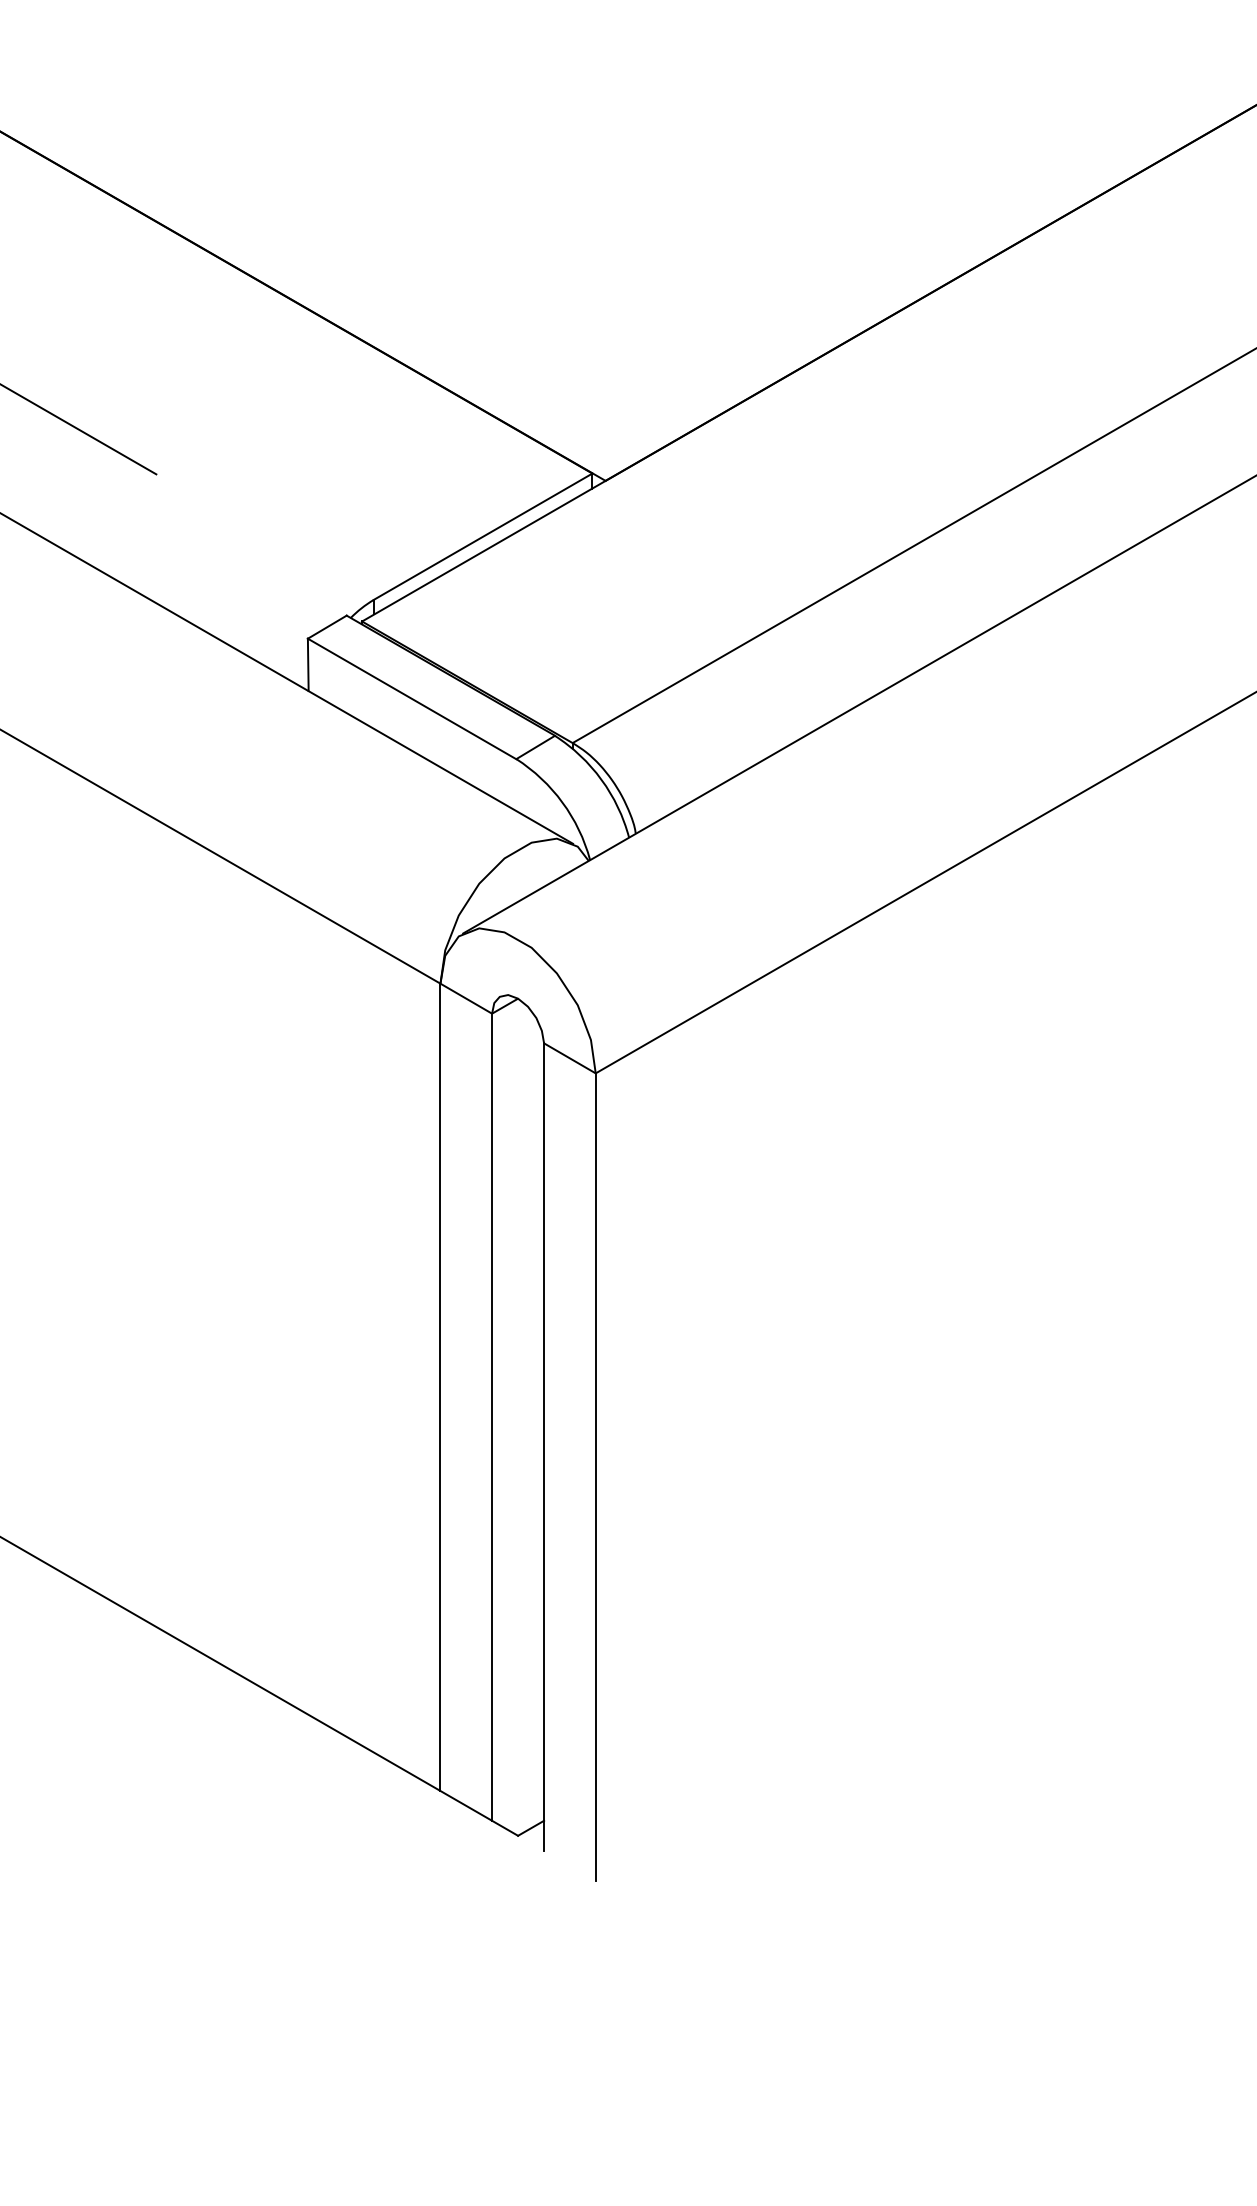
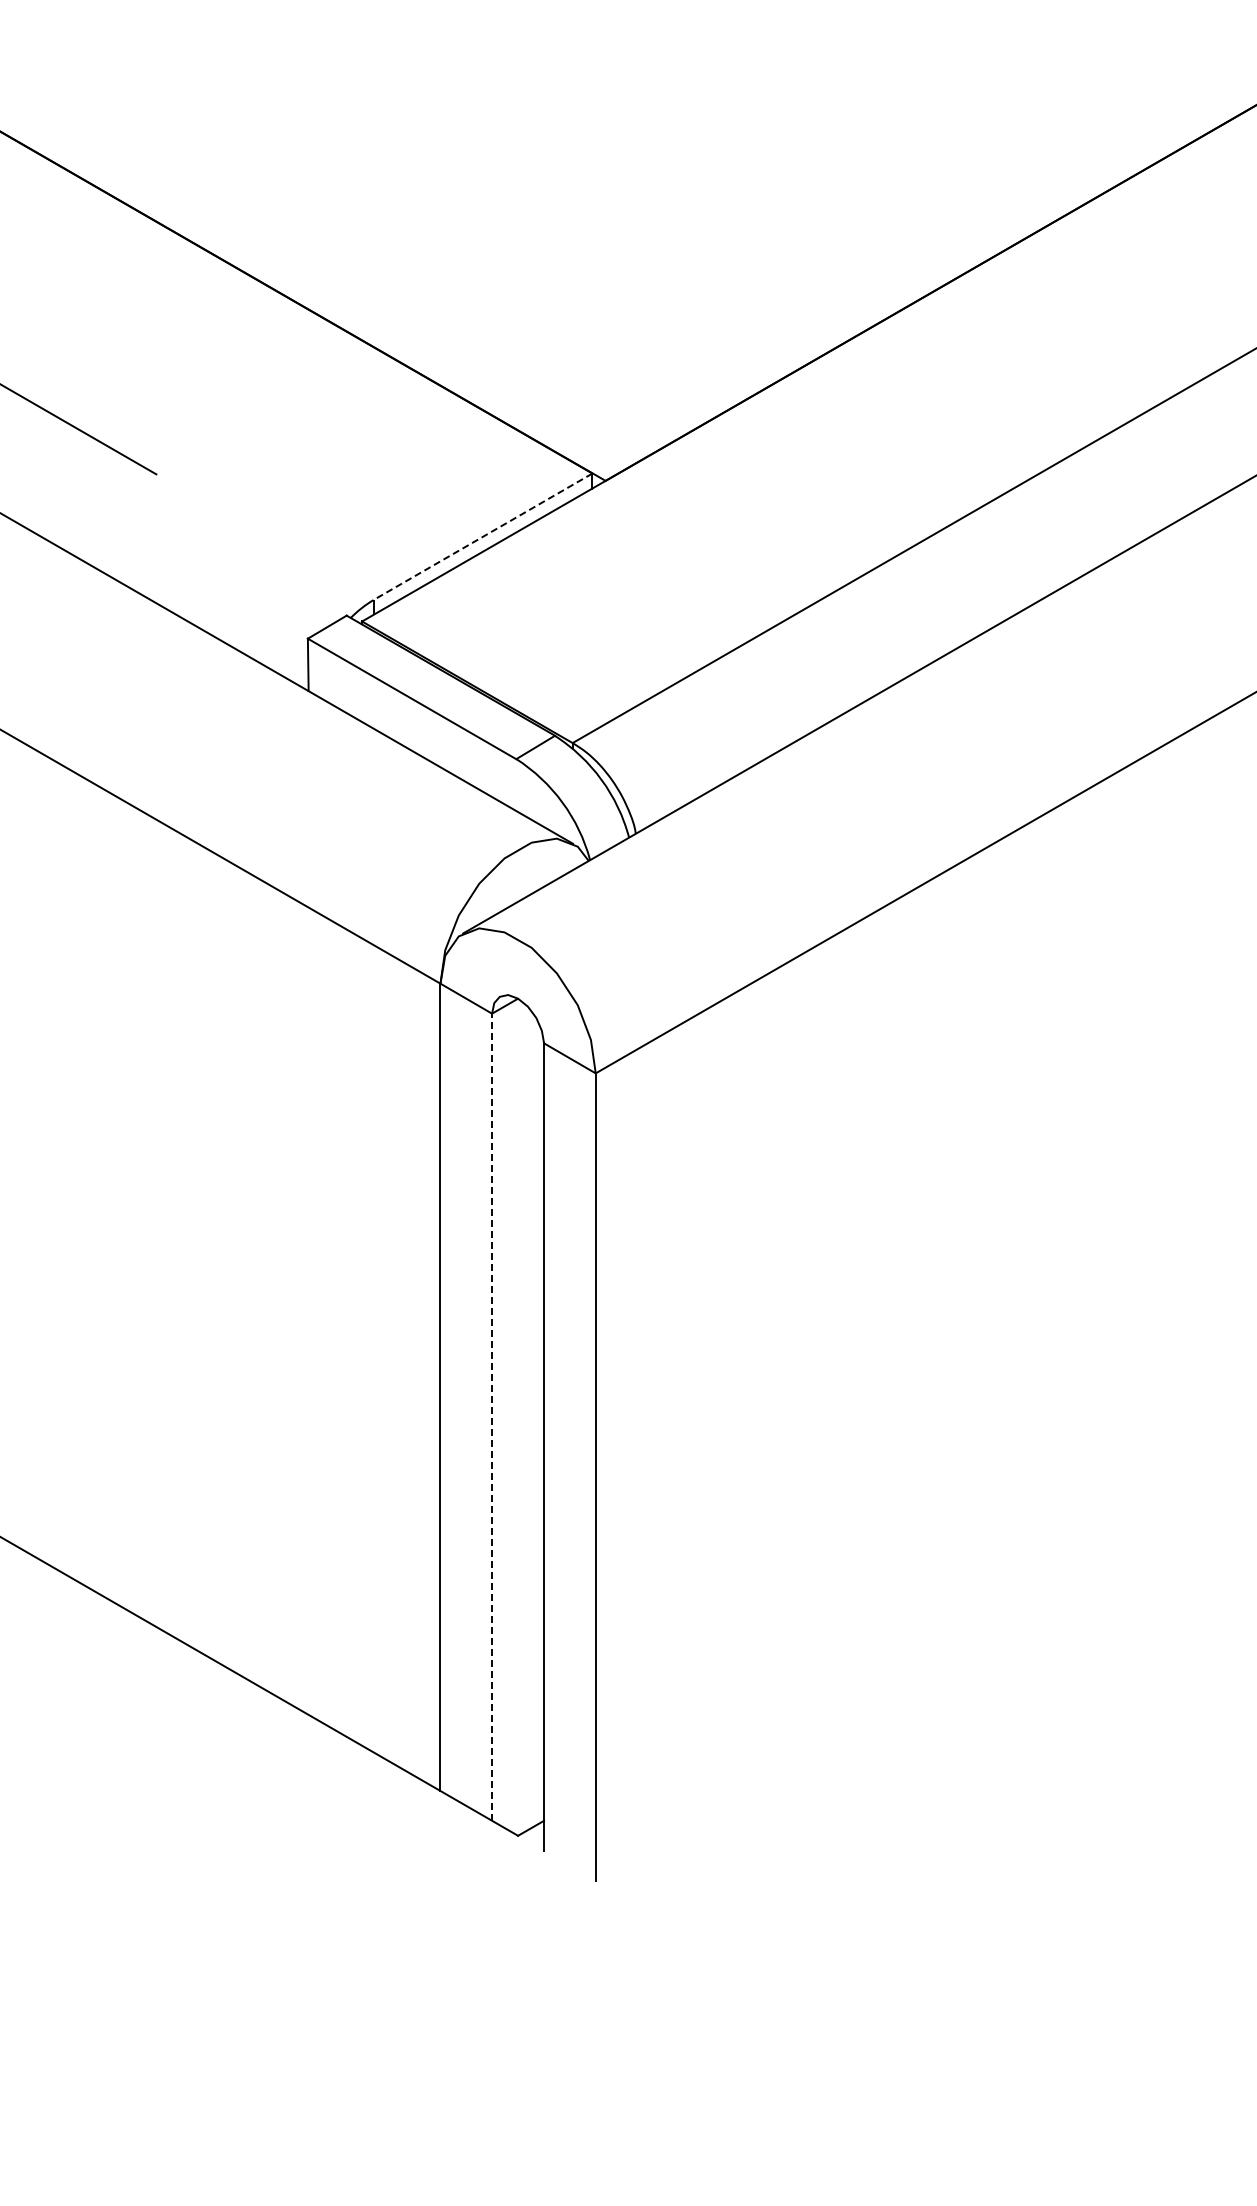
line: solid -> dashed (482, 536)
line: solid -> dashed (492, 1417)
